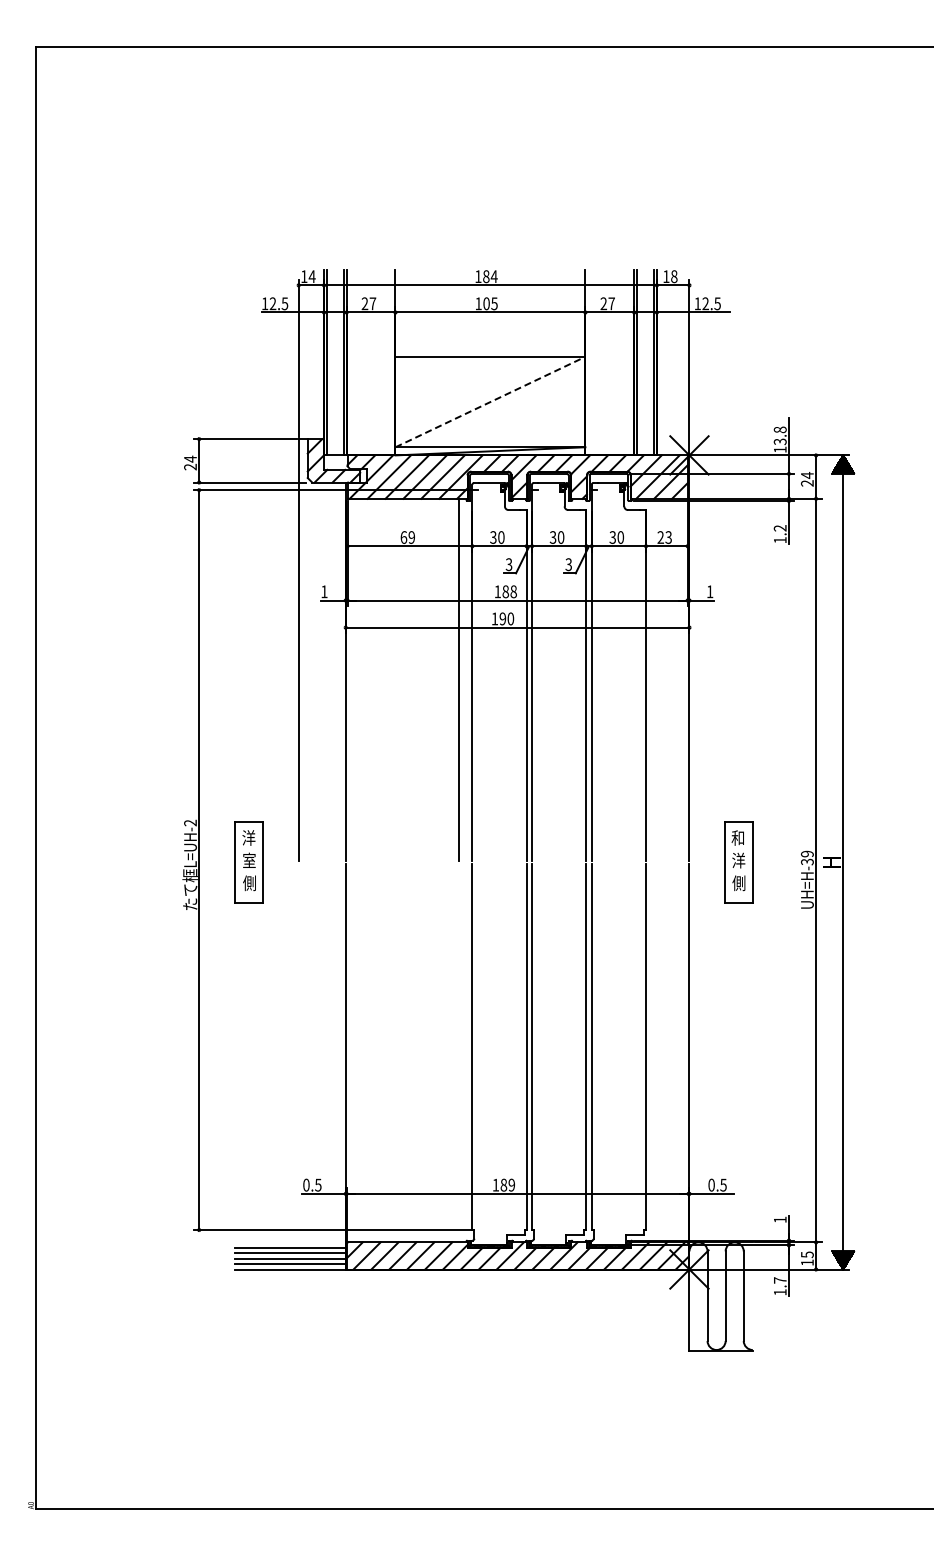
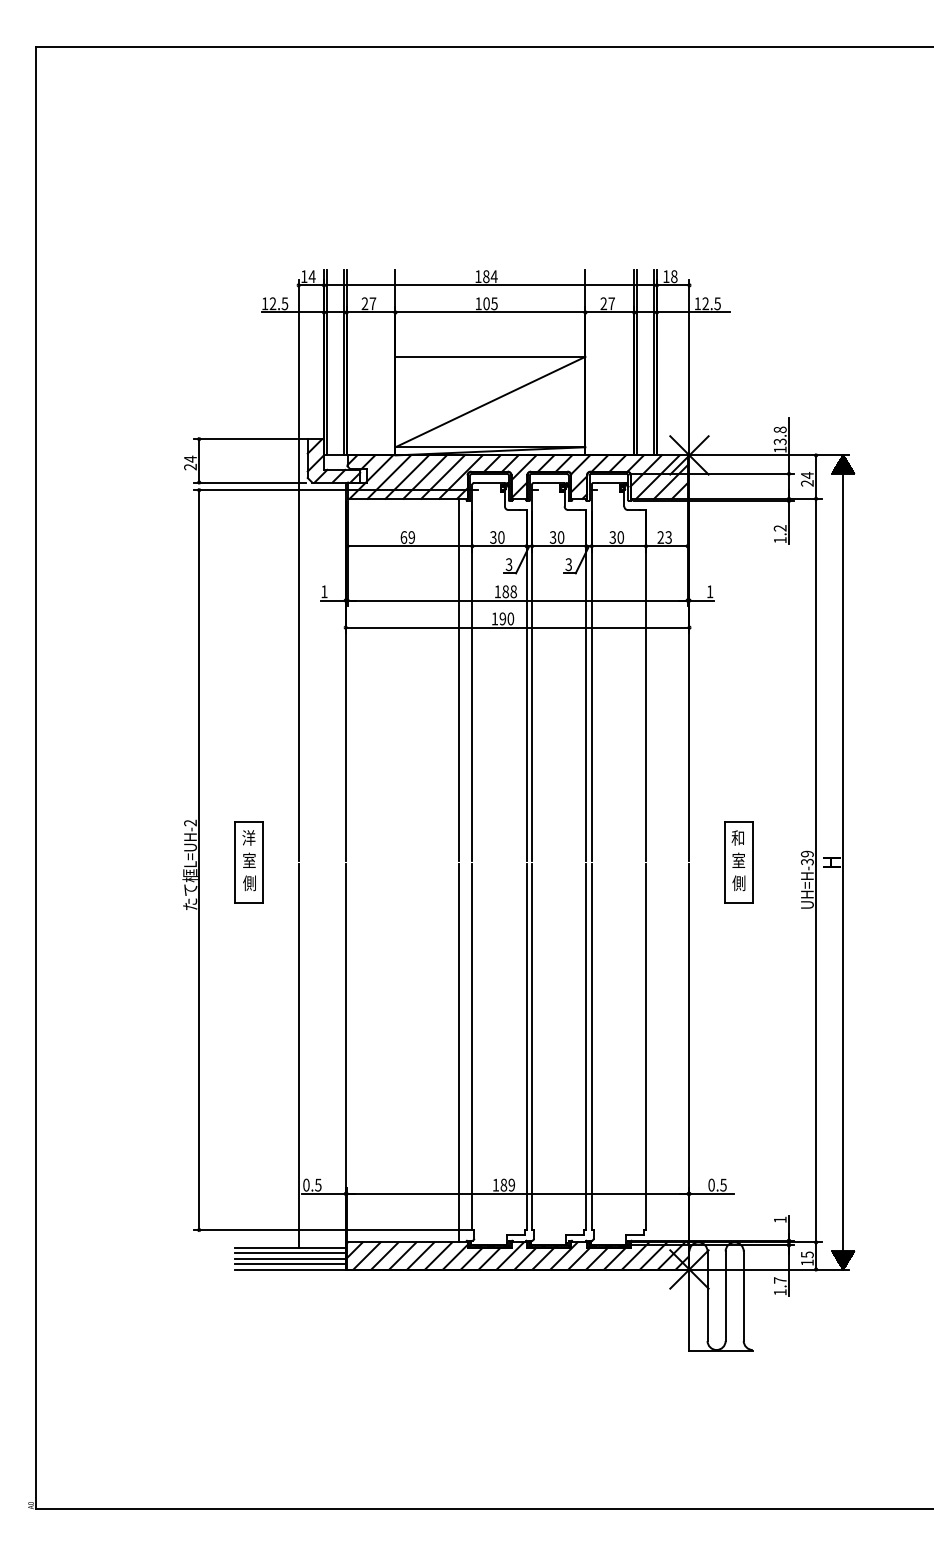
line: dashed -> solid (490, 401)
text: 洋 -> 室 (738, 860)
line: none -> present (458, 1053)
line: none -> present (298, 1055)
